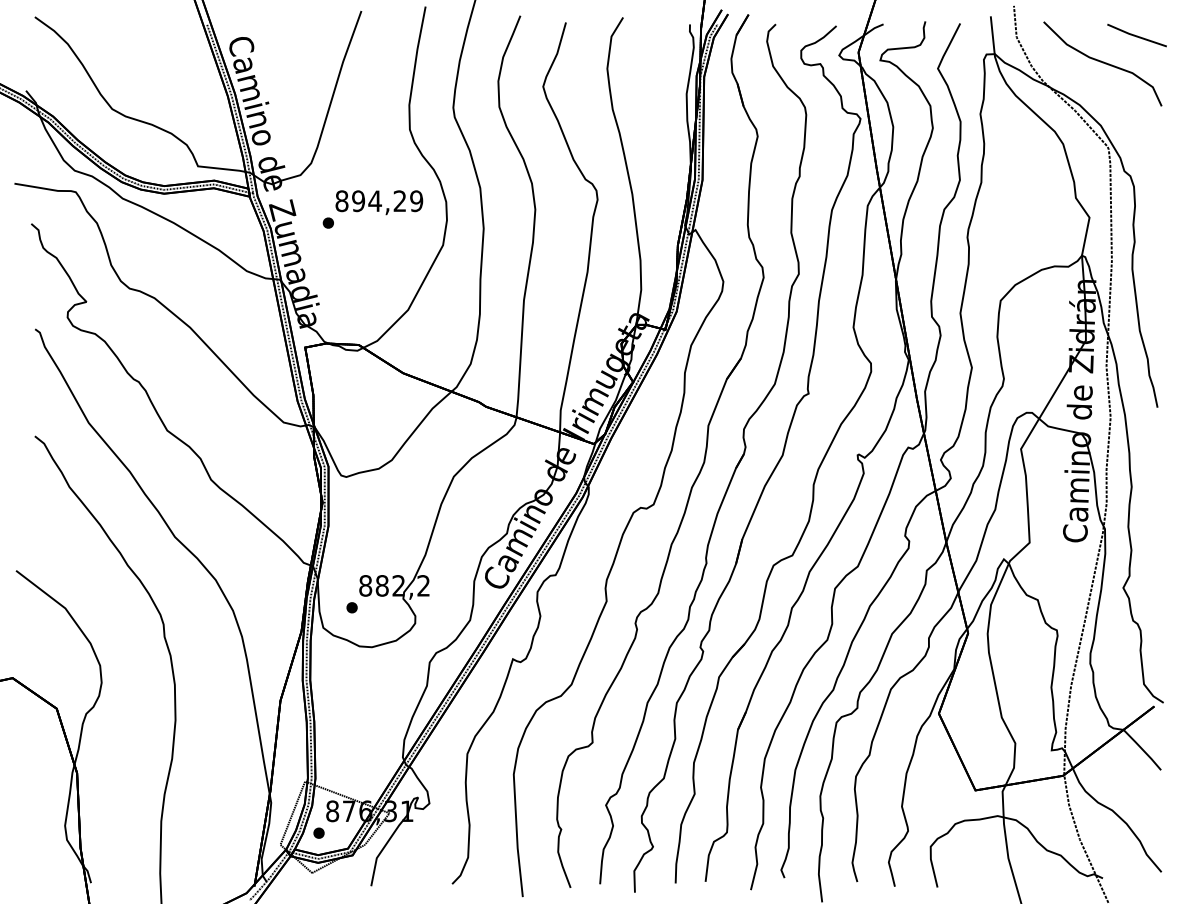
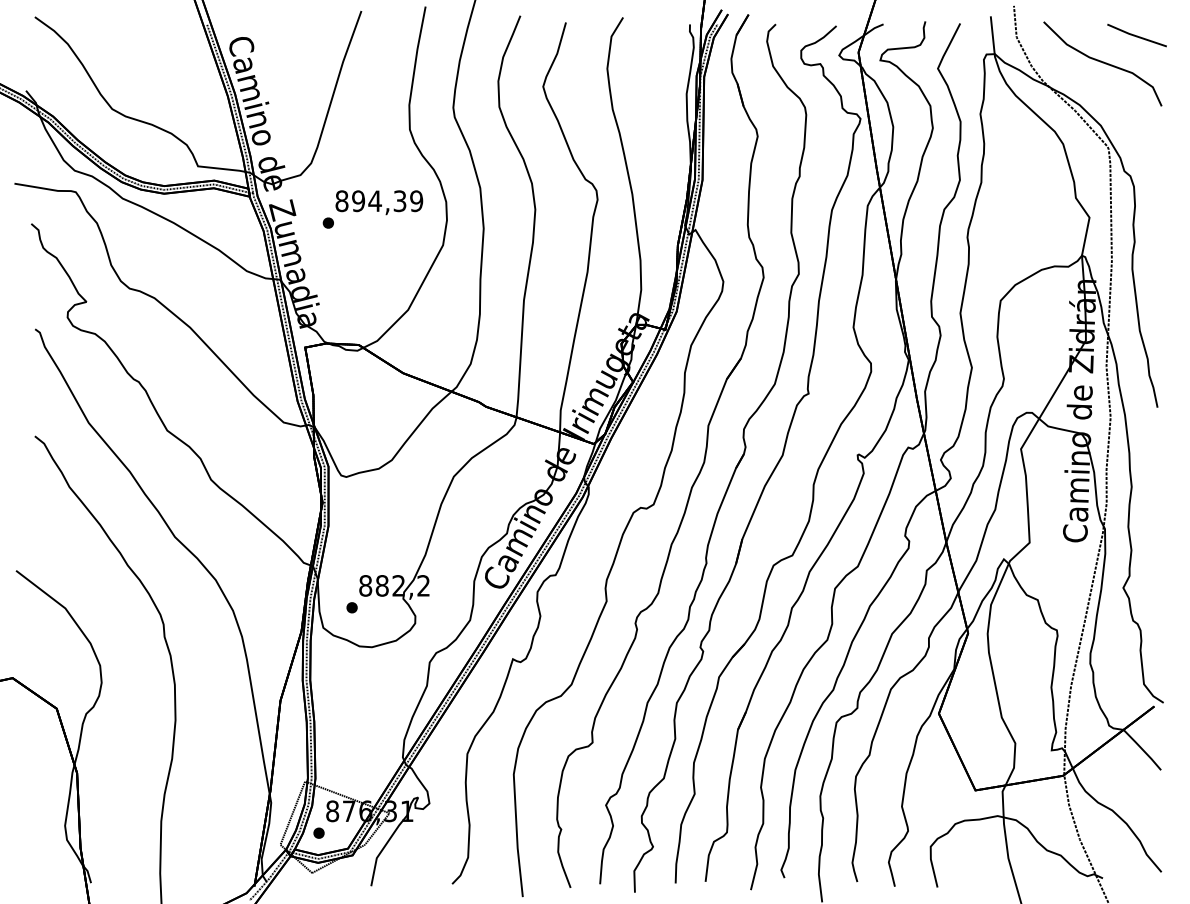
text: 894,29 -> 894,39 (399, 201)
